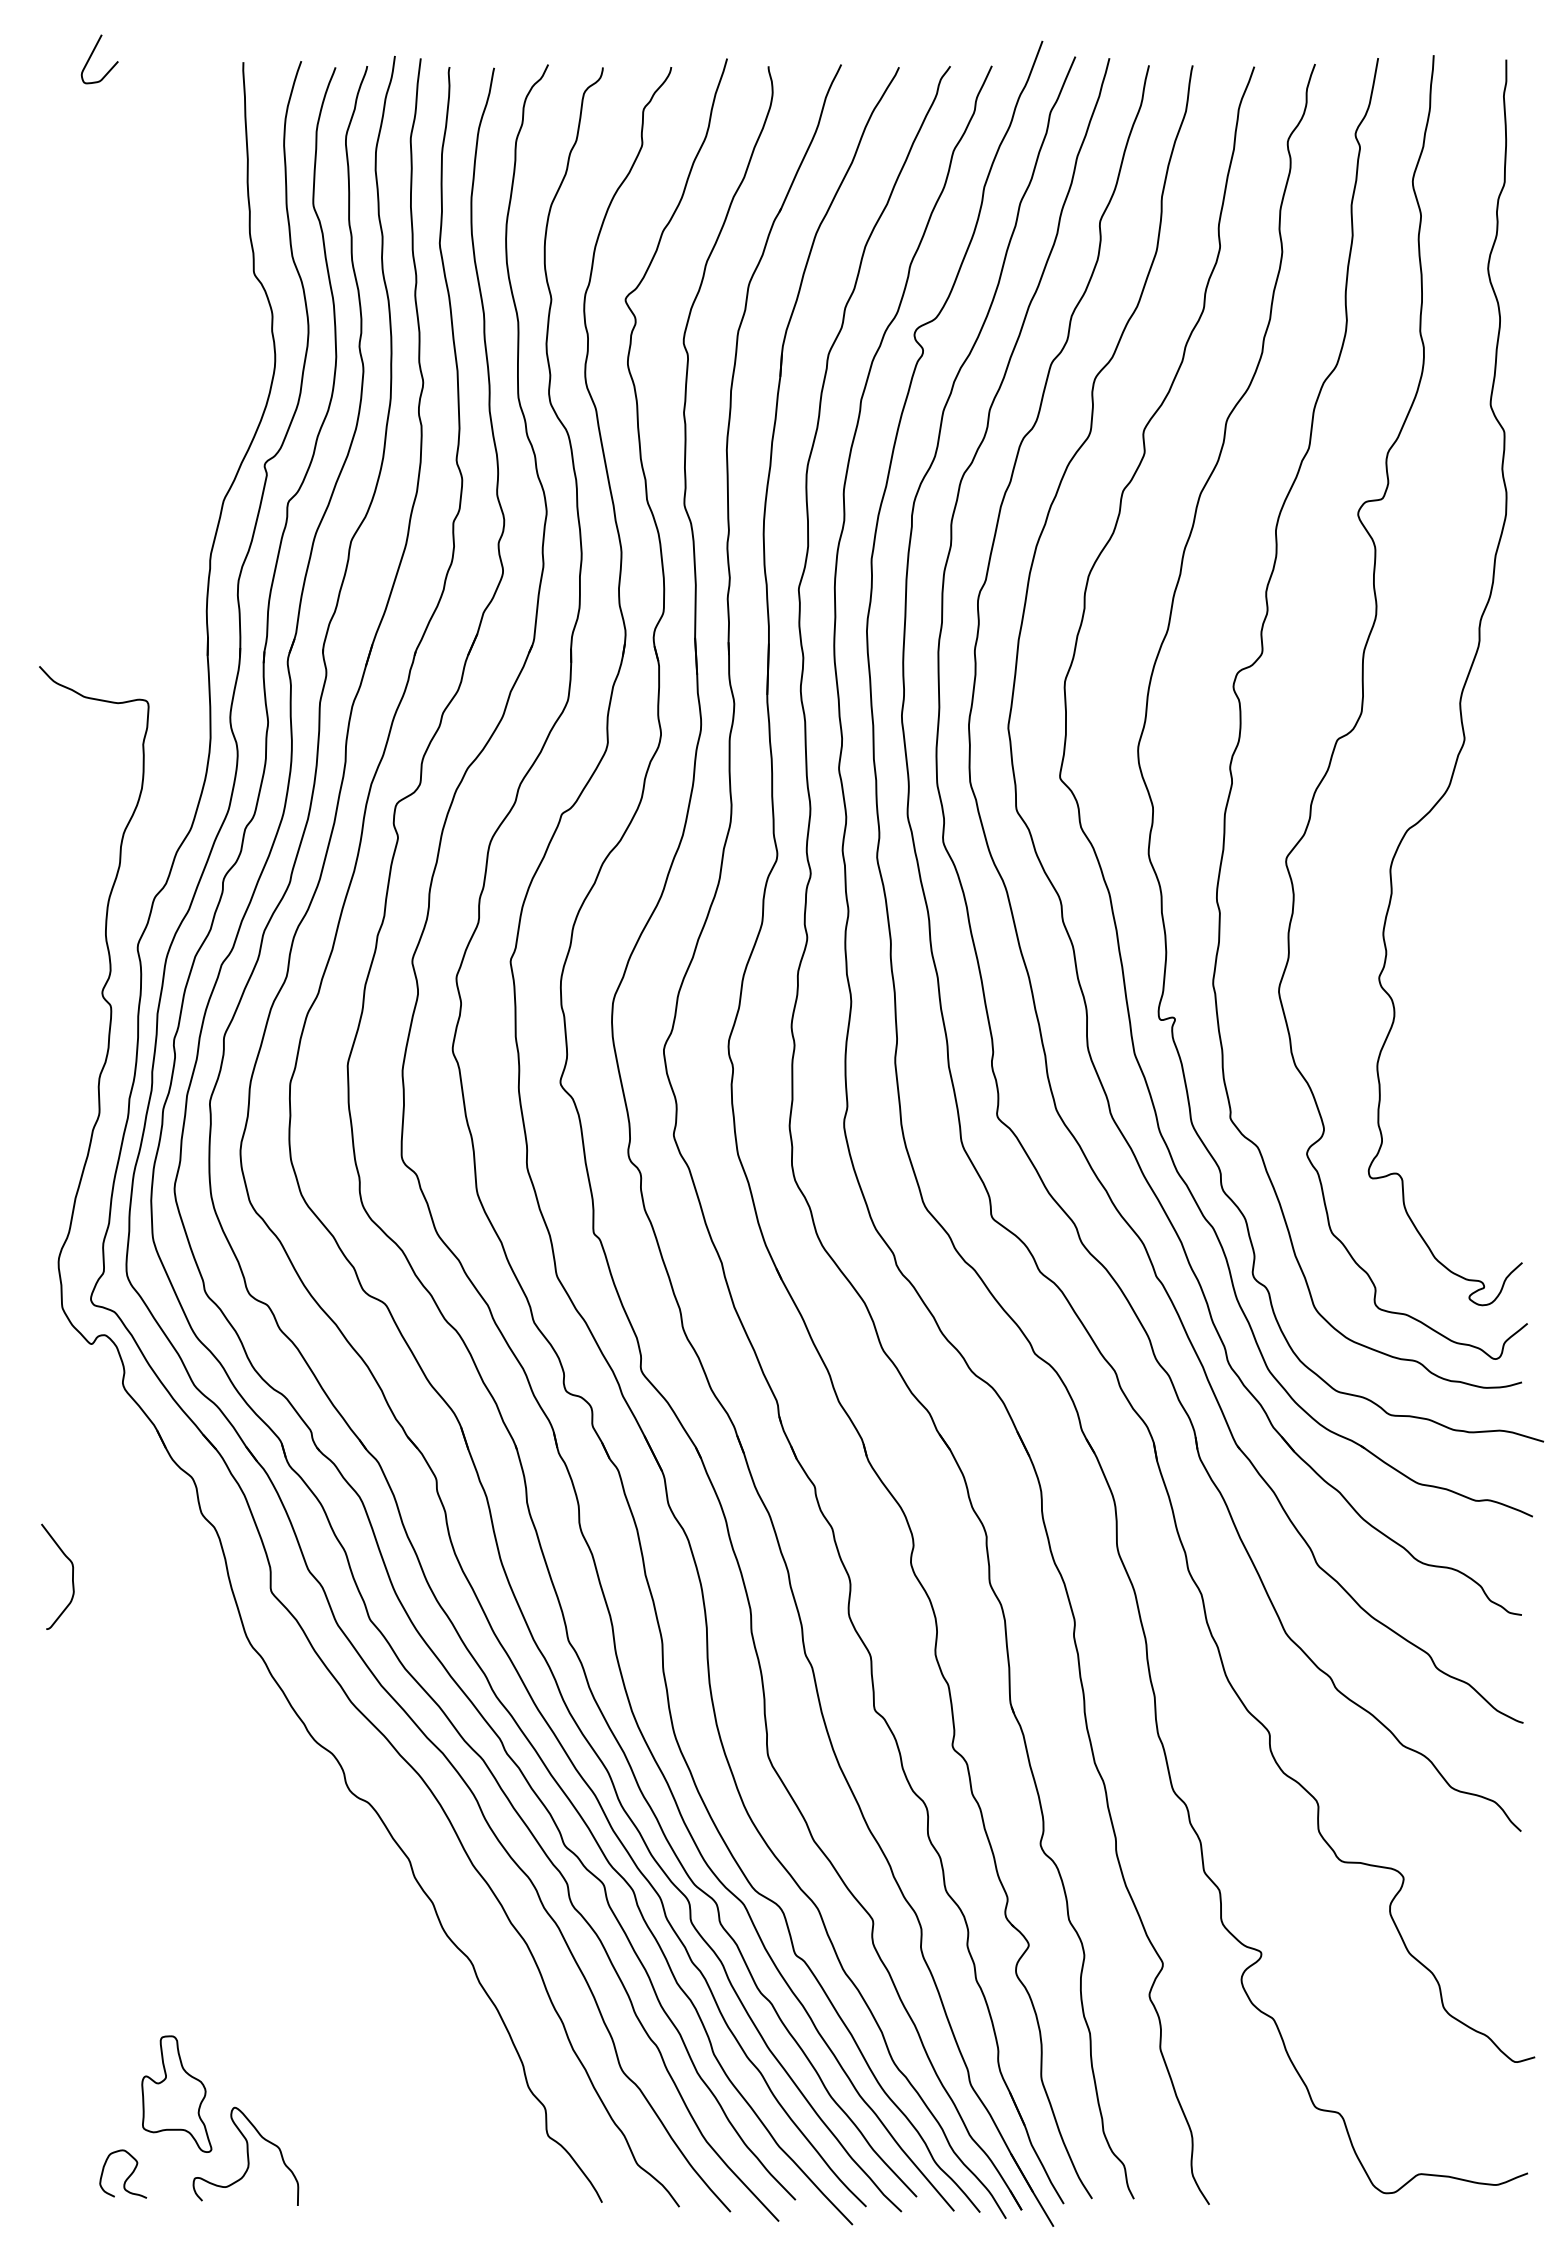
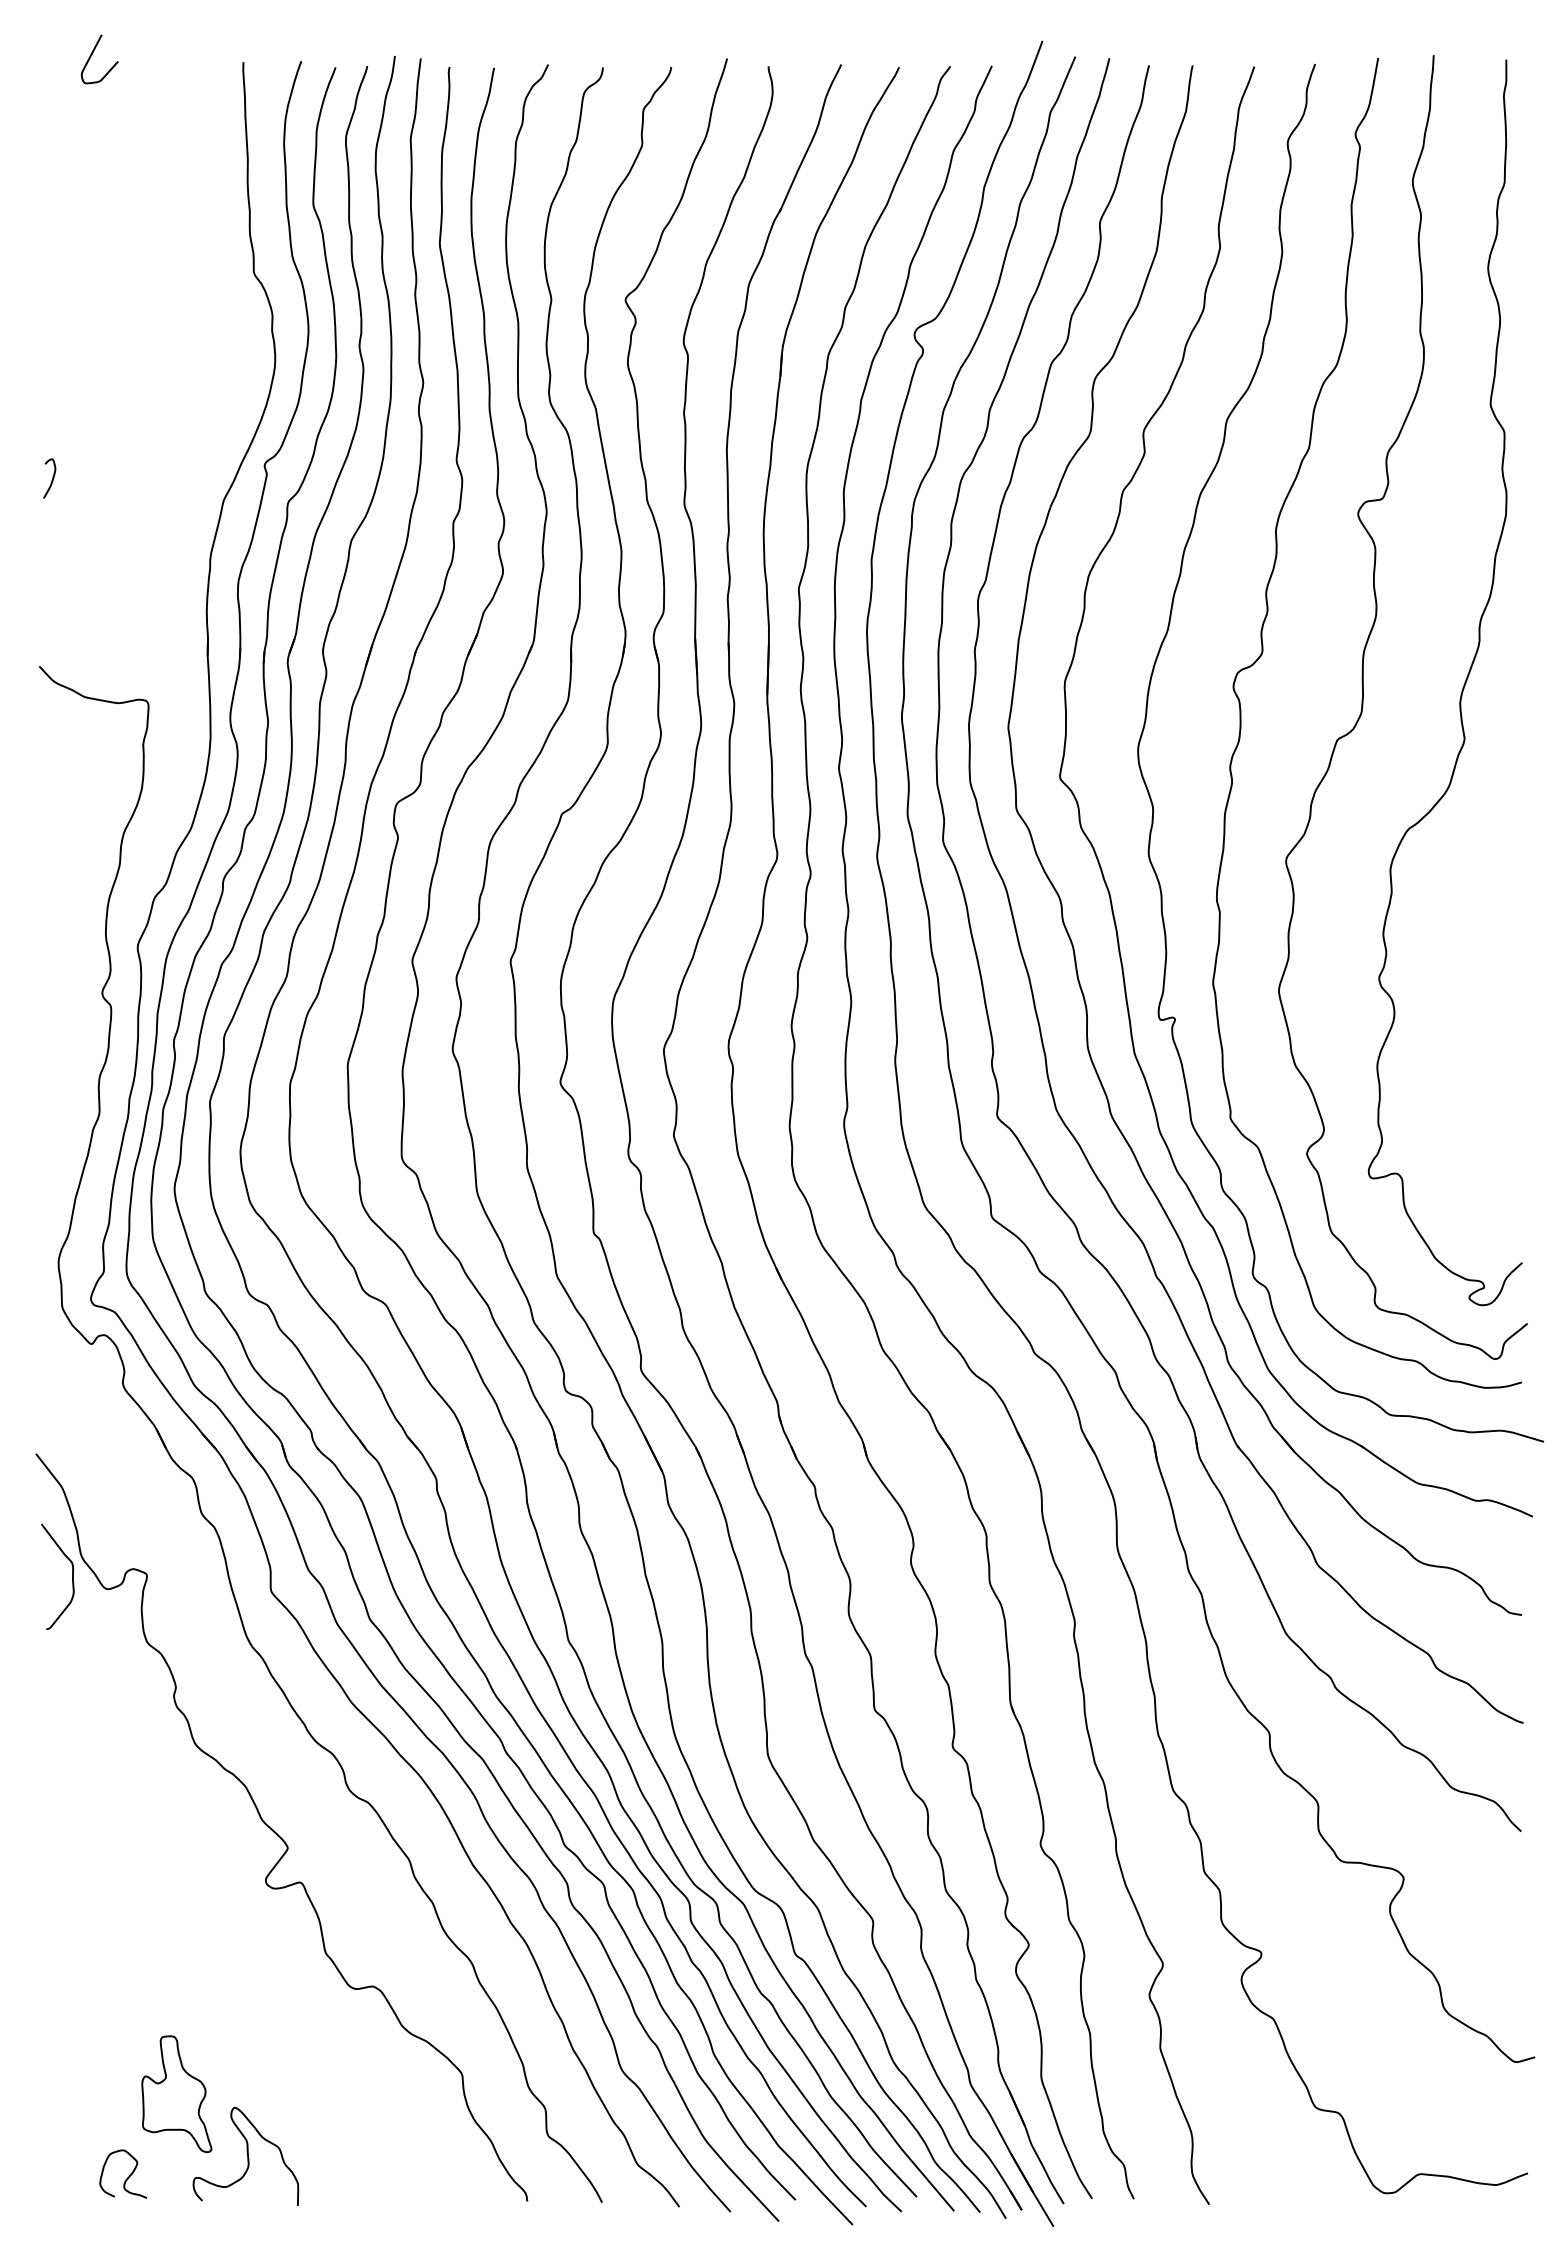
curve: none -> present (51, 479)
curve: none -> present (276, 1832)
